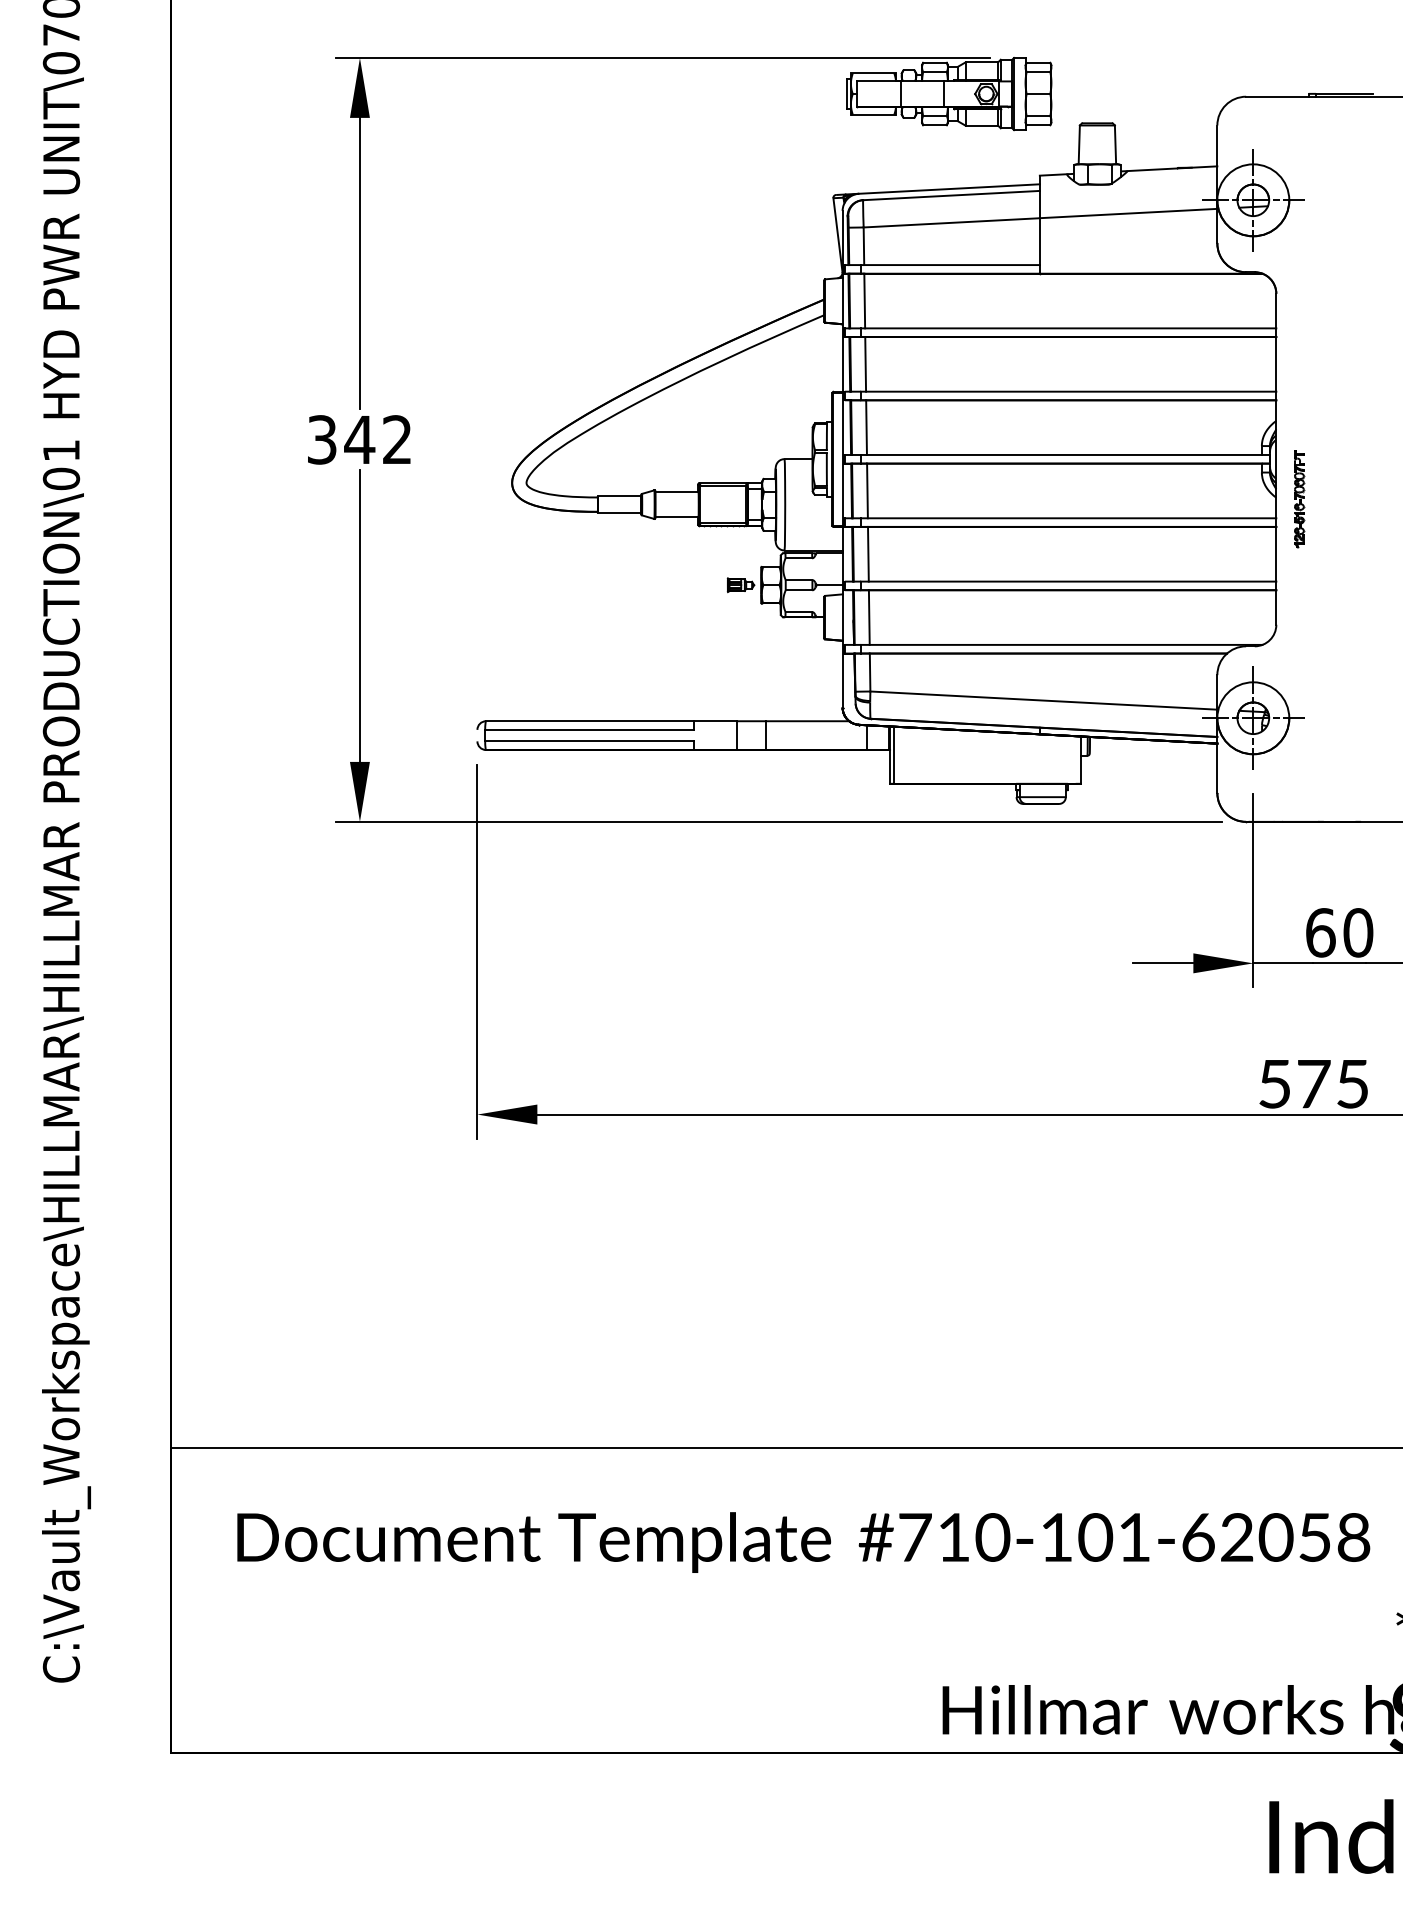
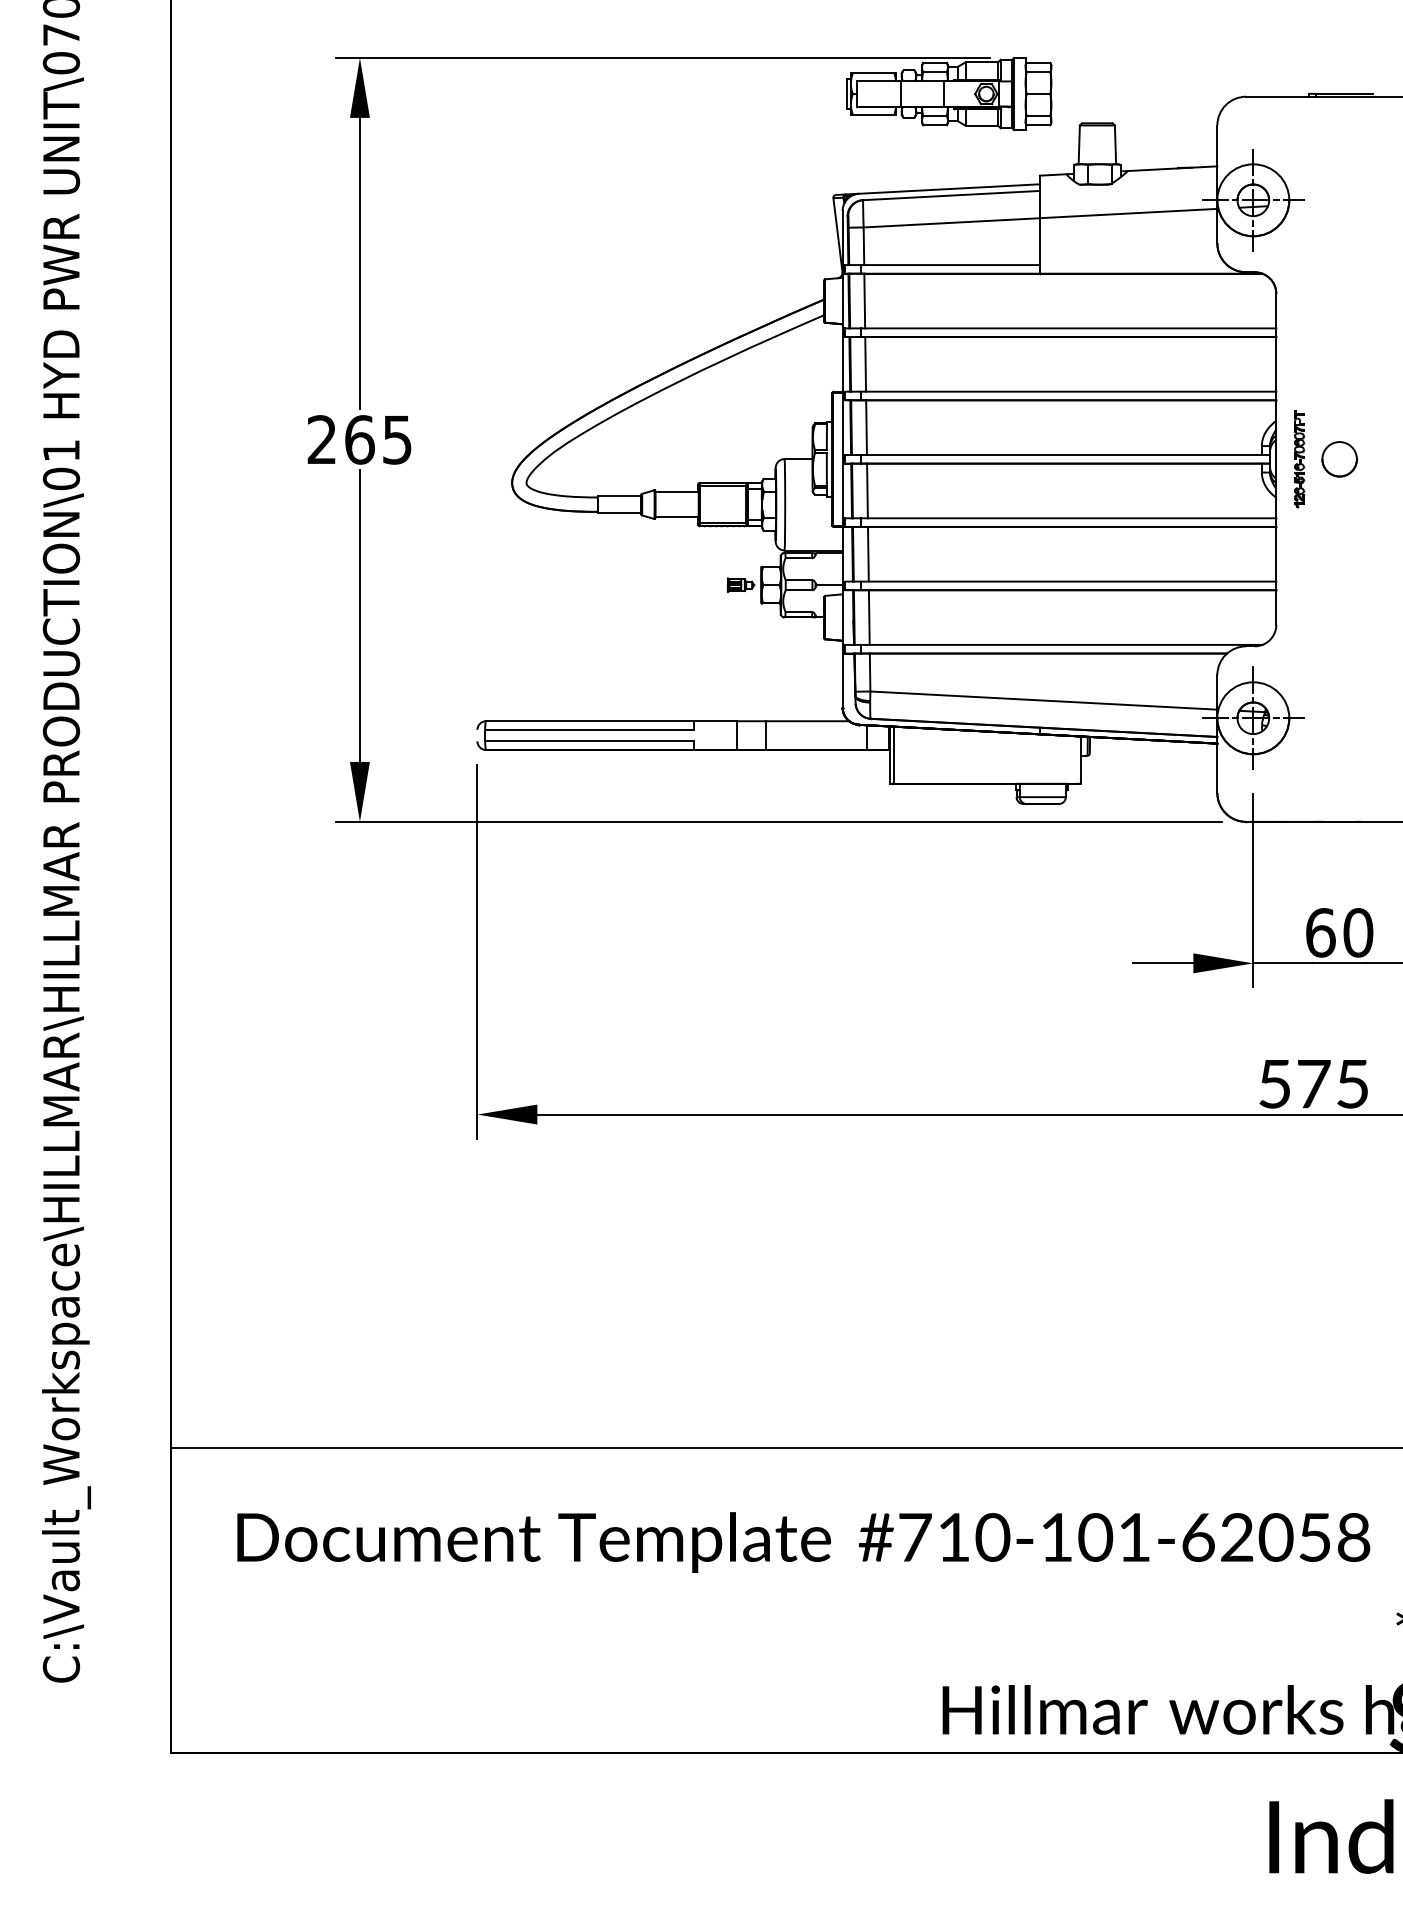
text: 342 -> 265 (359, 439)
part: none -> present (1339, 459)
part position: (1299, 499) -> (1299, 459) (1299, 459)
